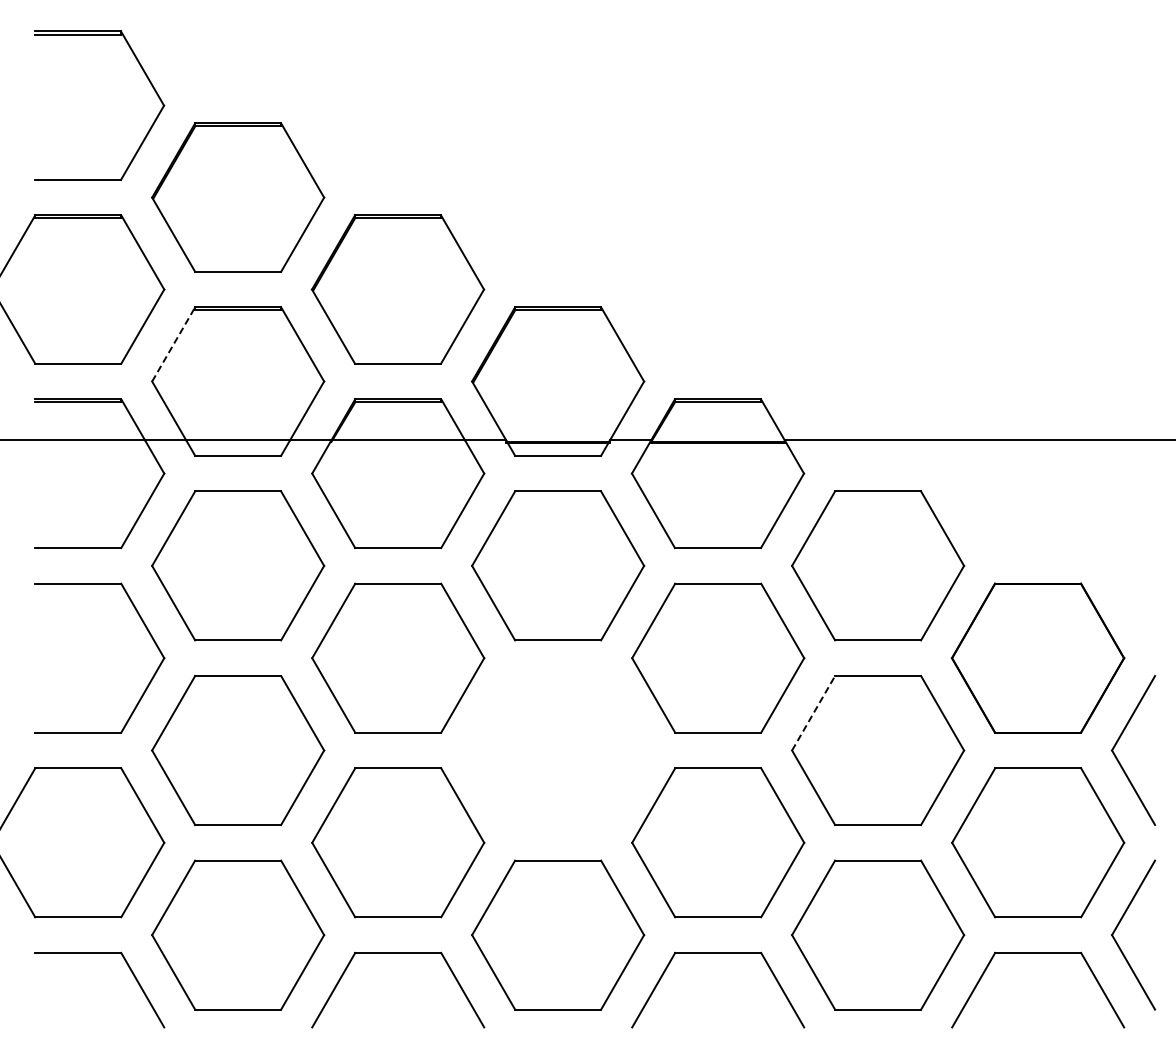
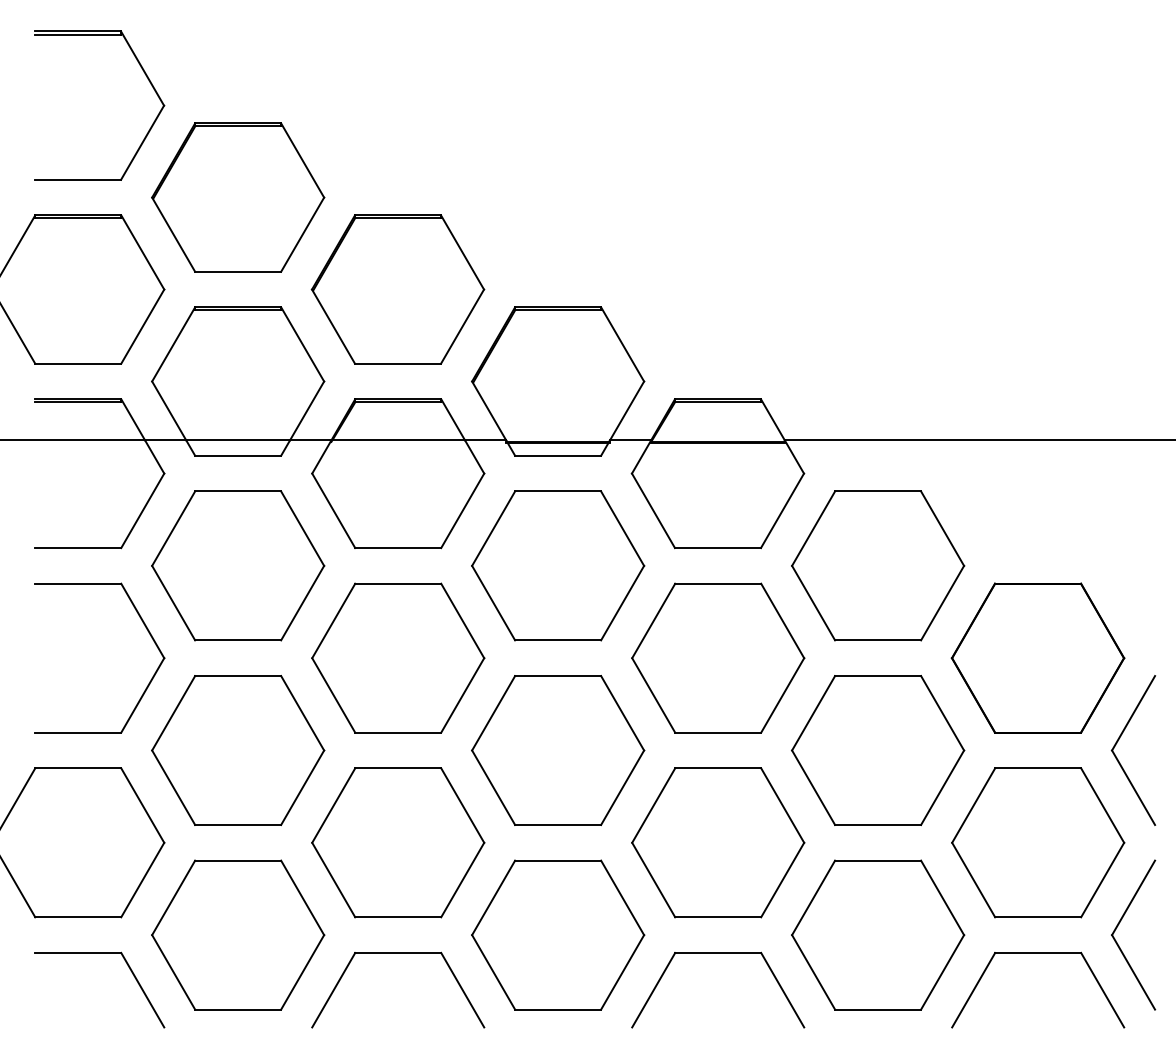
line: dashed -> solid (173, 344)
line: dashed -> solid (813, 713)
part: none -> present (558, 750)
